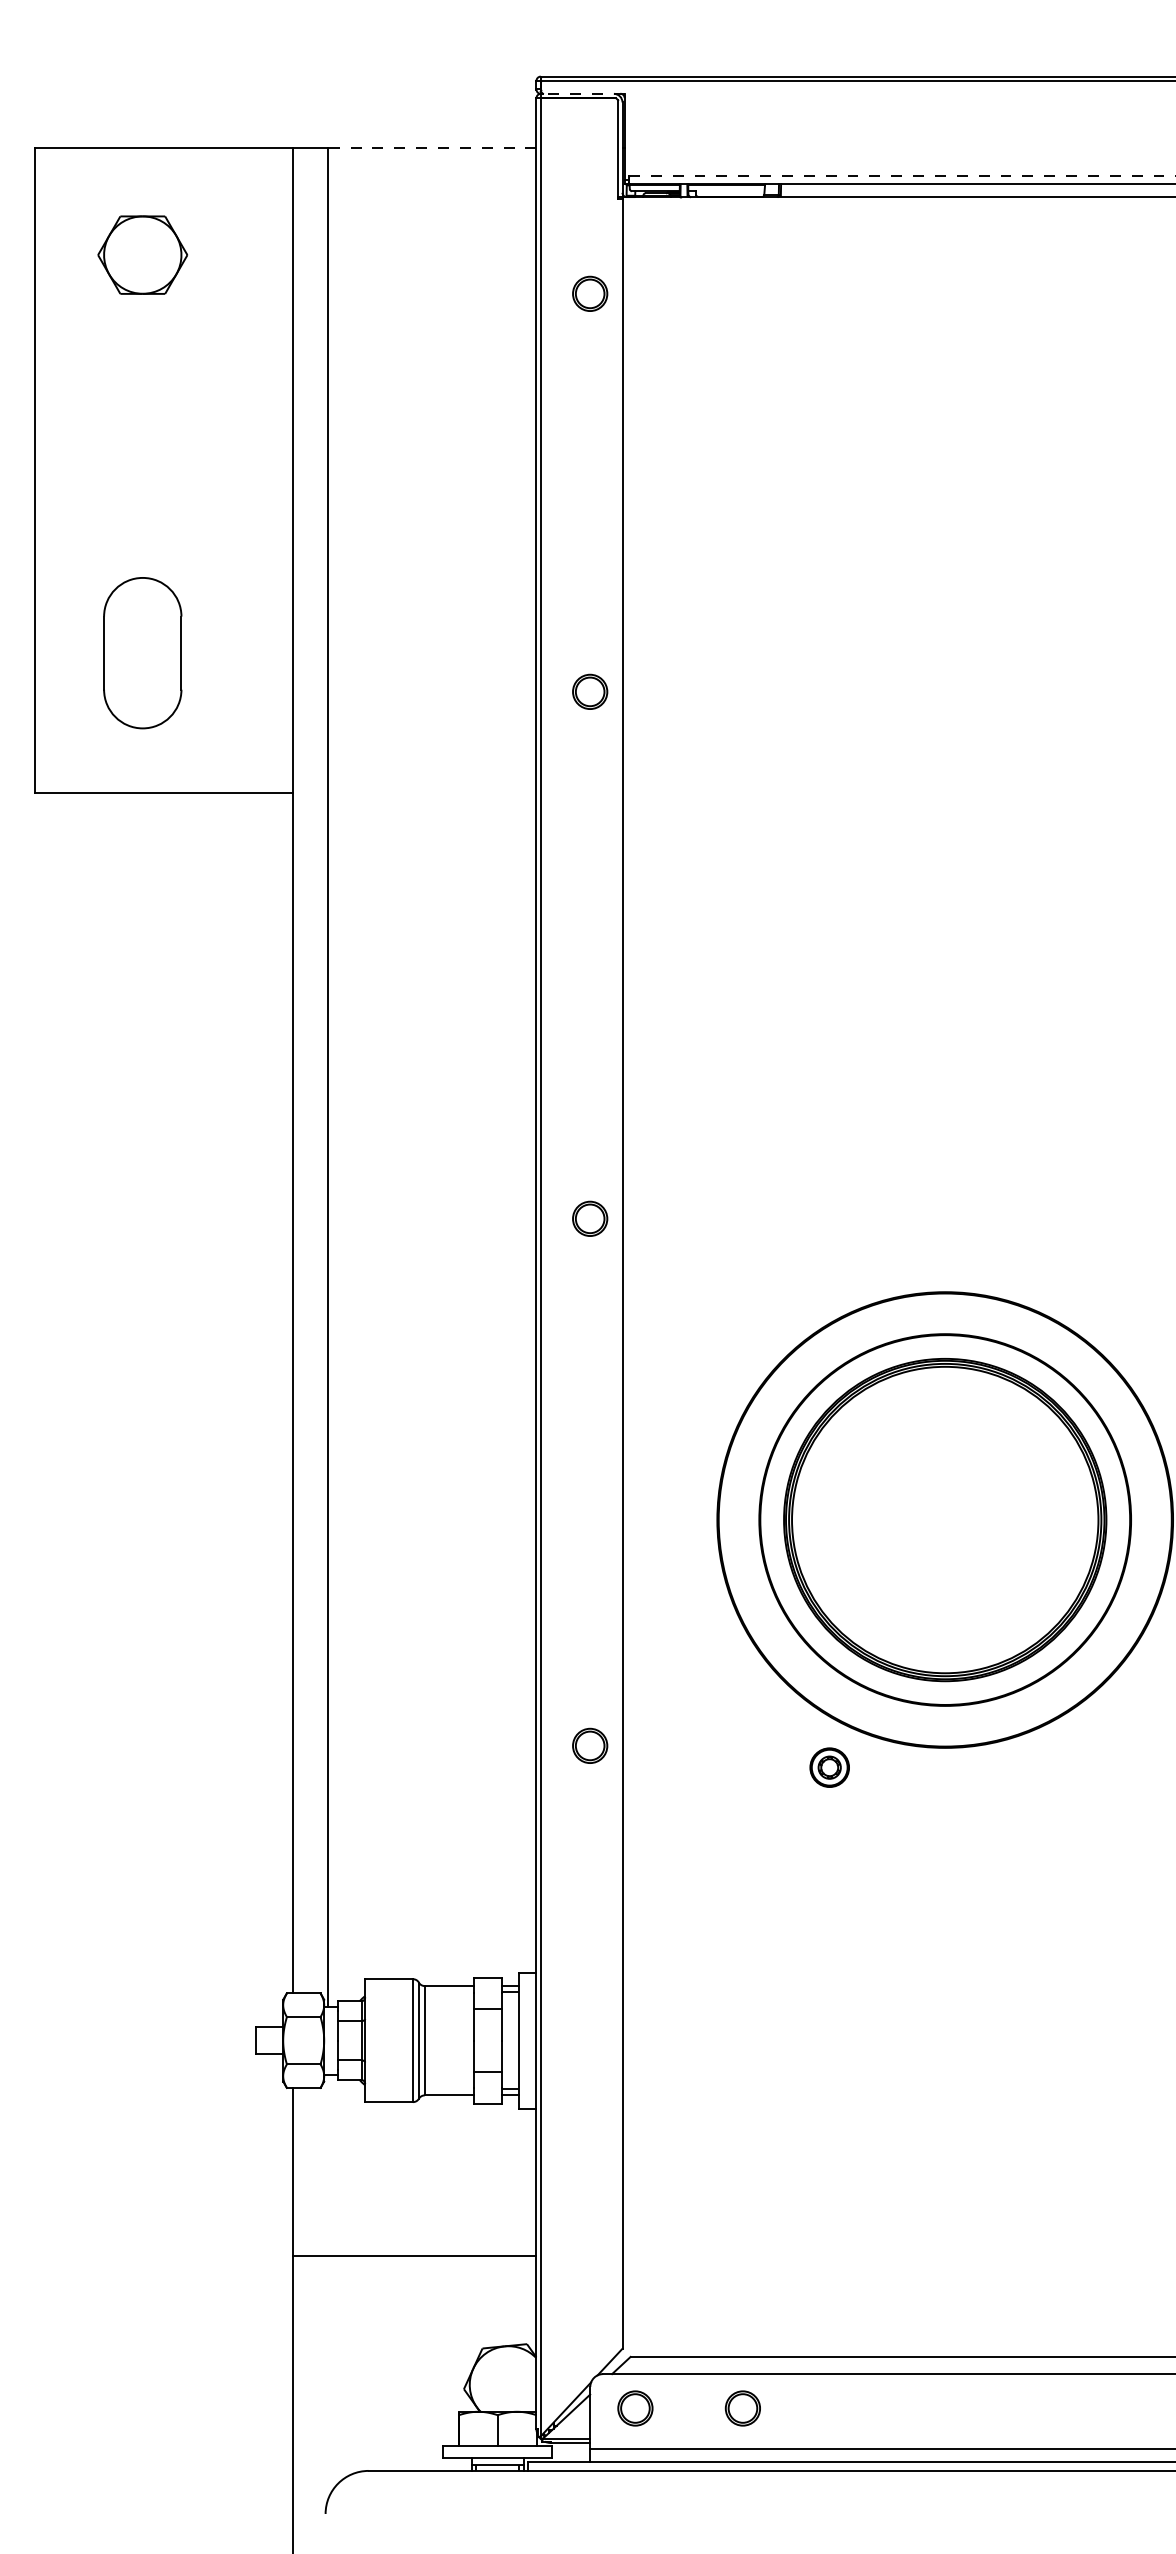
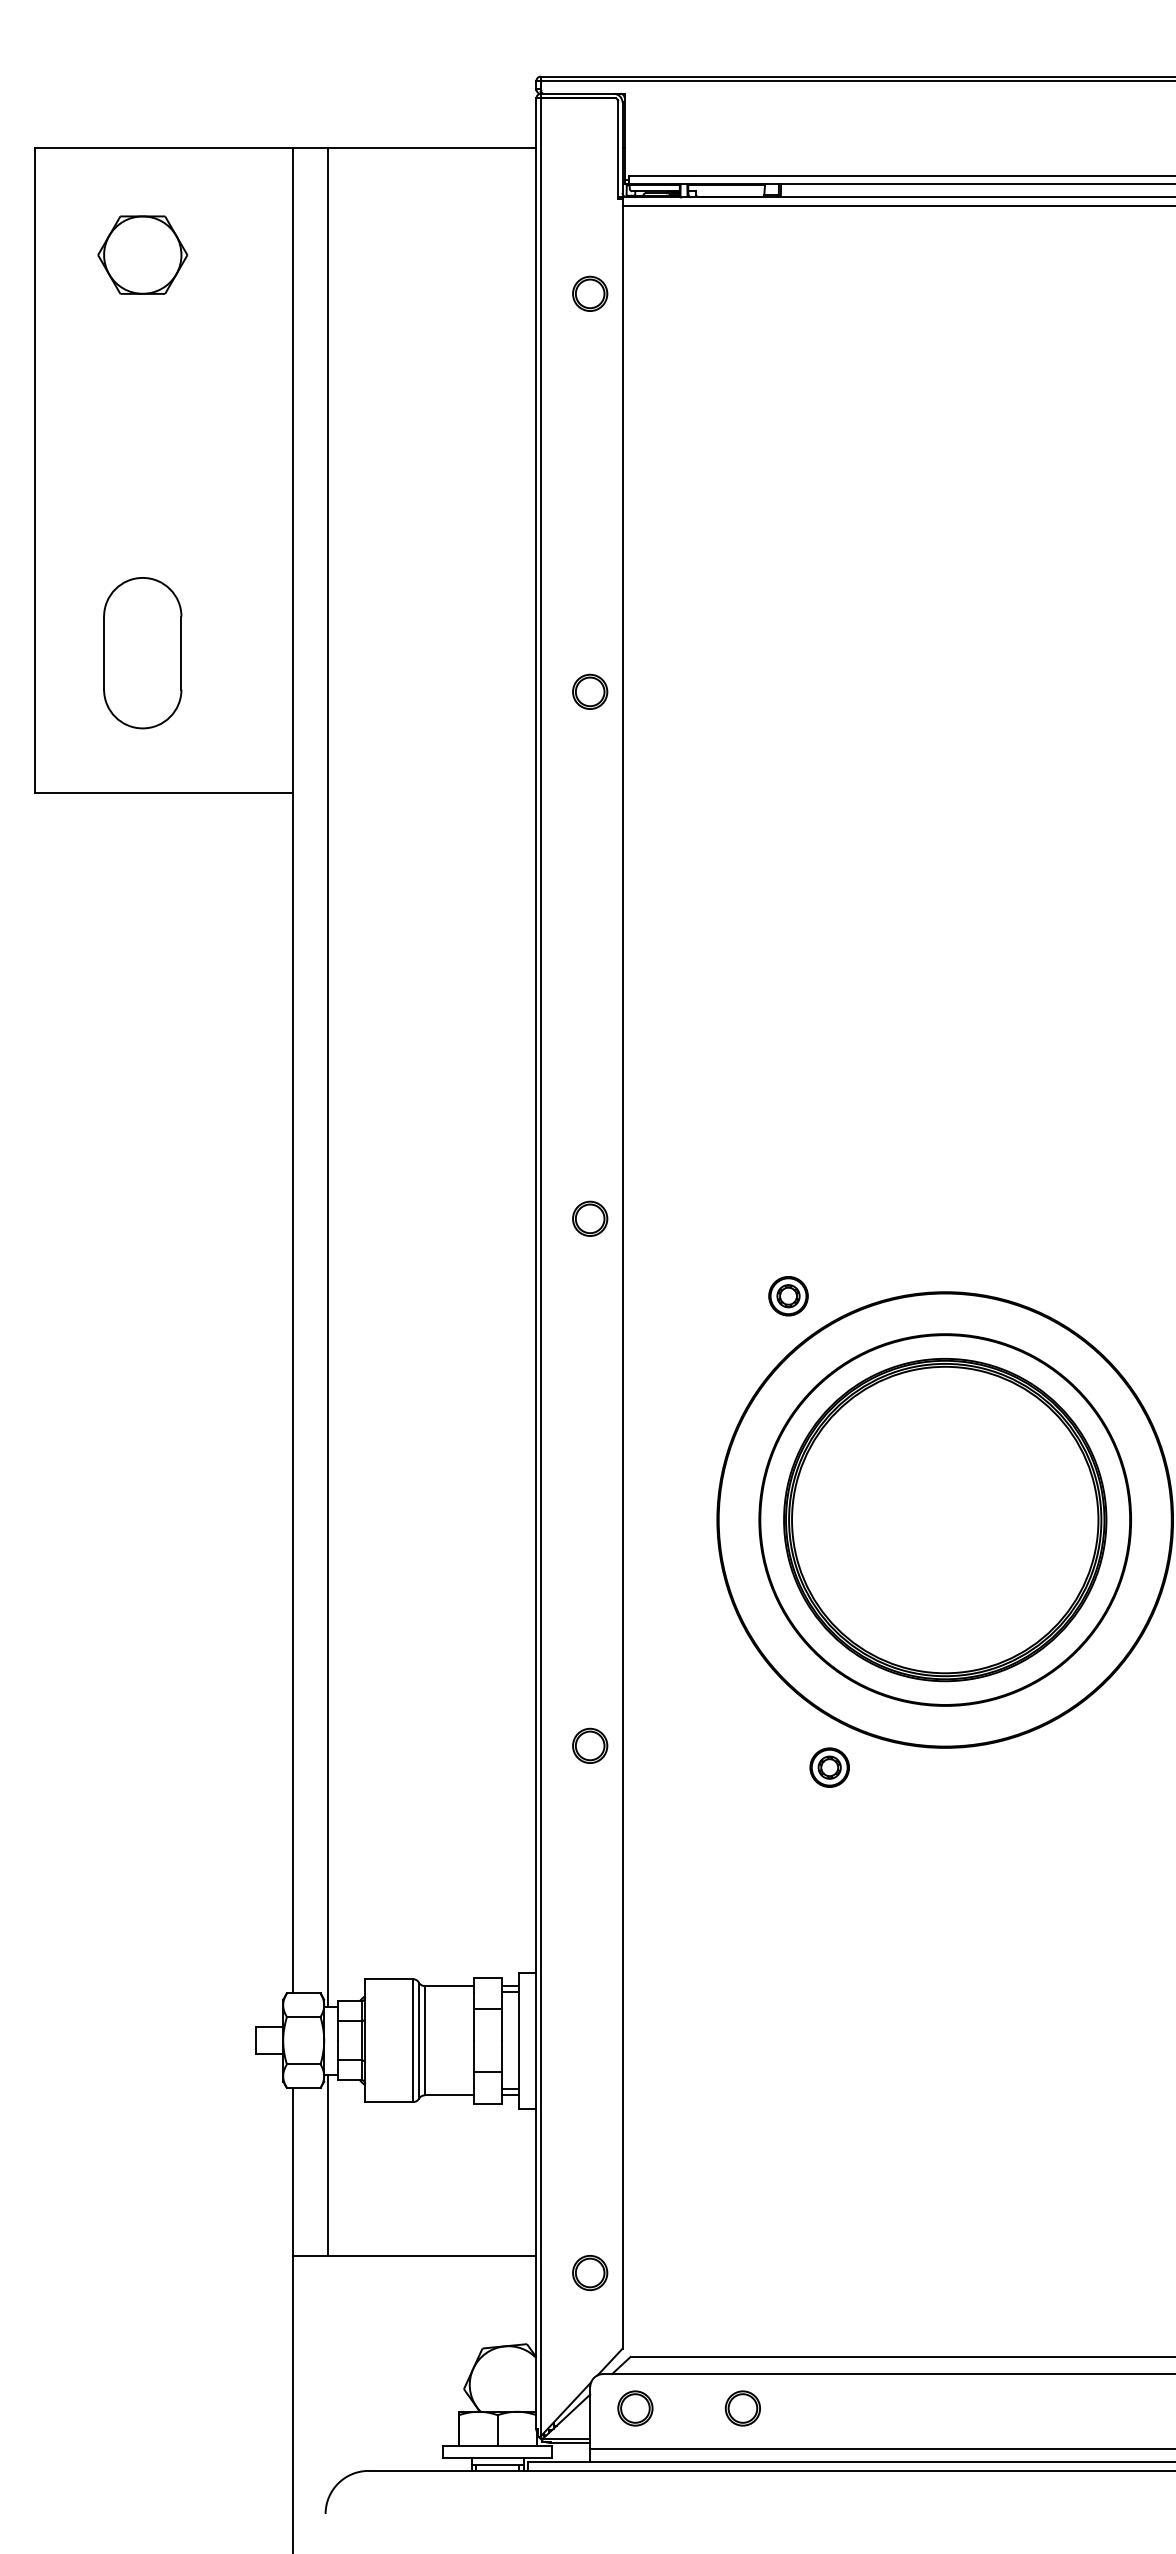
line: dashed -> solid (583, 93)
line: dashed -> solid (431, 147)
line: dashed -> solid (902, 175)
line: none -> present (897, 205)
part: none -> present (788, 1296)
line: none -> present (327, 2164)
part: none -> present (590, 2272)
